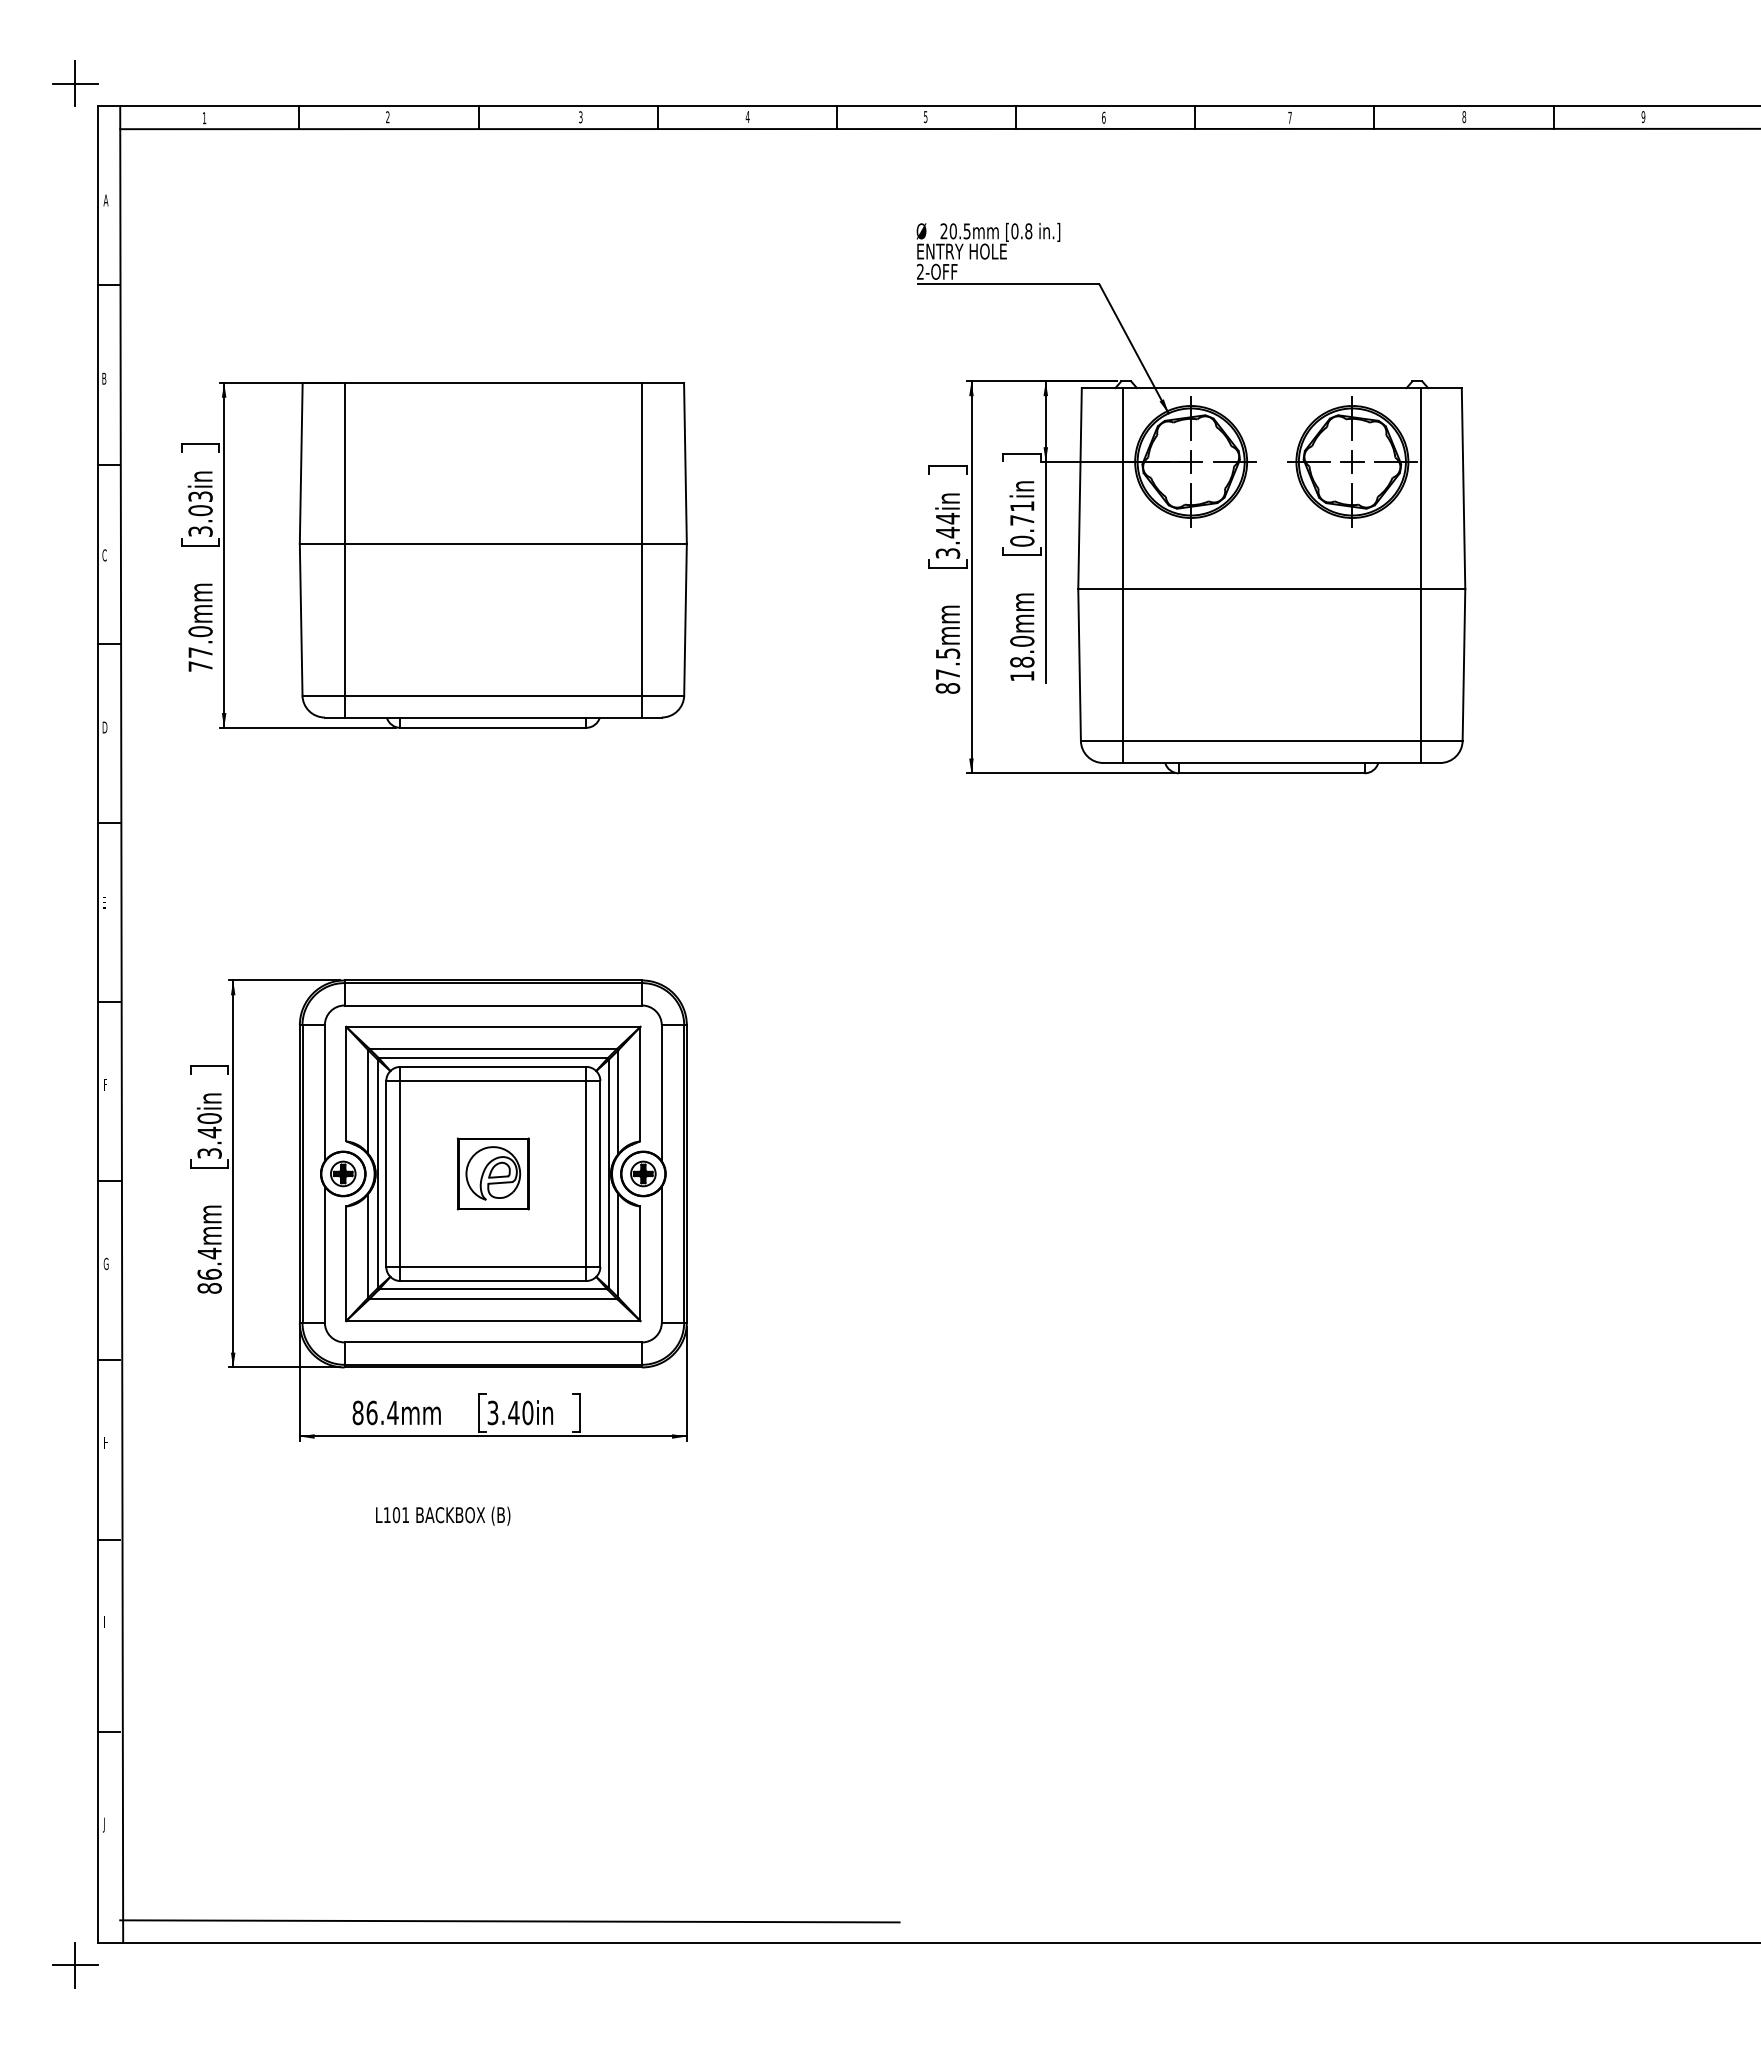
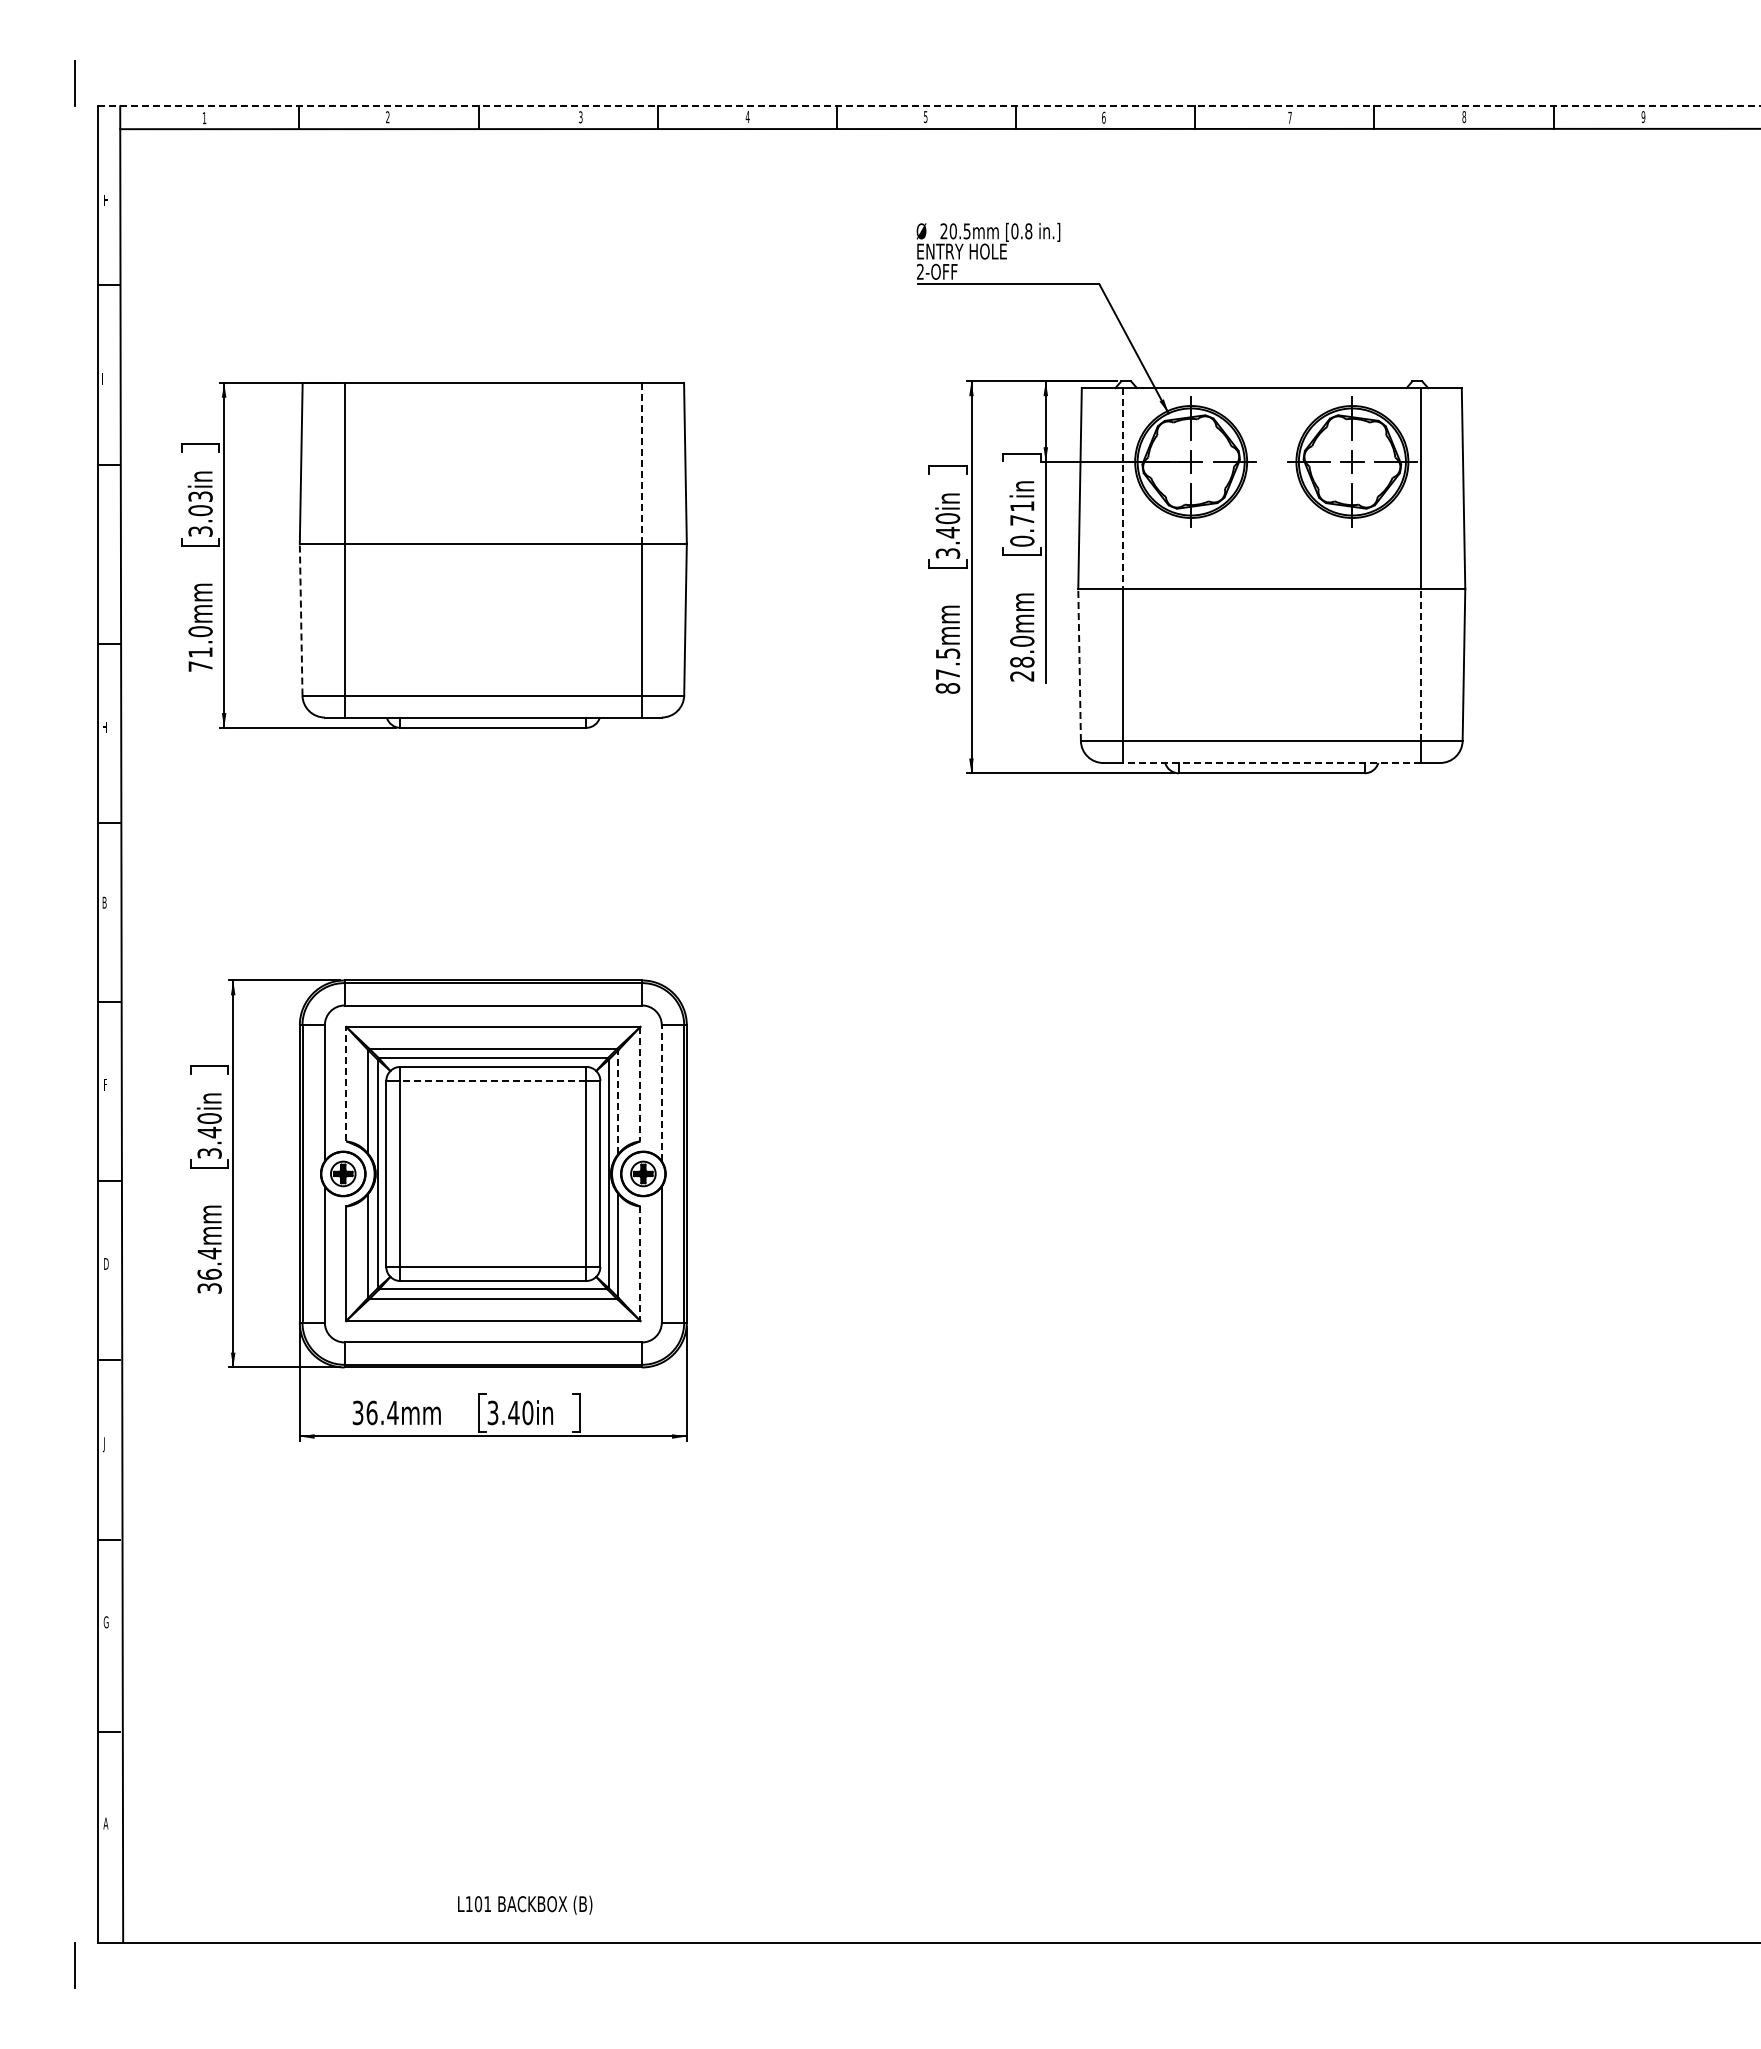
line: present -> none (75, 83)
line: solid -> dashed (929, 106)
text: A -> H (105, 200)
text: B -> I (104, 378)
line: solid -> dashed (642, 463)
line: solid -> dashed (1123, 488)
text: 3.44in -> 3.40in (947, 518)
text: C -> I (104, 555)
line: solid -> dashed (301, 619)
text: 77.0mm -> 71.0mm (200, 652)
line: solid -> dashed (1079, 665)
line: solid -> dashed (1420, 665)
text: 18.0mm -> 28.0mm (1022, 676)
text: D -> H (104, 727)
line: solid -> dashed (1271, 763)
text: E -> B (104, 902)
line: solid -> dashed (493, 1081)
line: solid -> dashed (346, 1083)
line: solid -> dashed (640, 1084)
line: solid -> dashed (661, 1093)
line: solid -> dashed (618, 1102)
part: present -> none (492, 1173)
text: G -> D (105, 1263)
line: solid -> dashed (640, 1264)
text: 86.4mm -> 36.4mm (209, 1288)
text: 86.4mm -> 36.4mm (357, 1412)
text: H -> J (104, 1444)
text position: (443, 1515) -> (525, 1904) (525, 1904)
text: I -> G (105, 1622)
text: J -> A (105, 1824)
line: present -> none (509, 1921)
line: present -> none (75, 1965)
